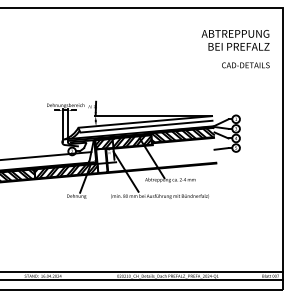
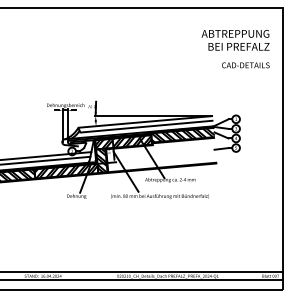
line: none -> present (46, 160)
hatch: none -> present (101, 160)
